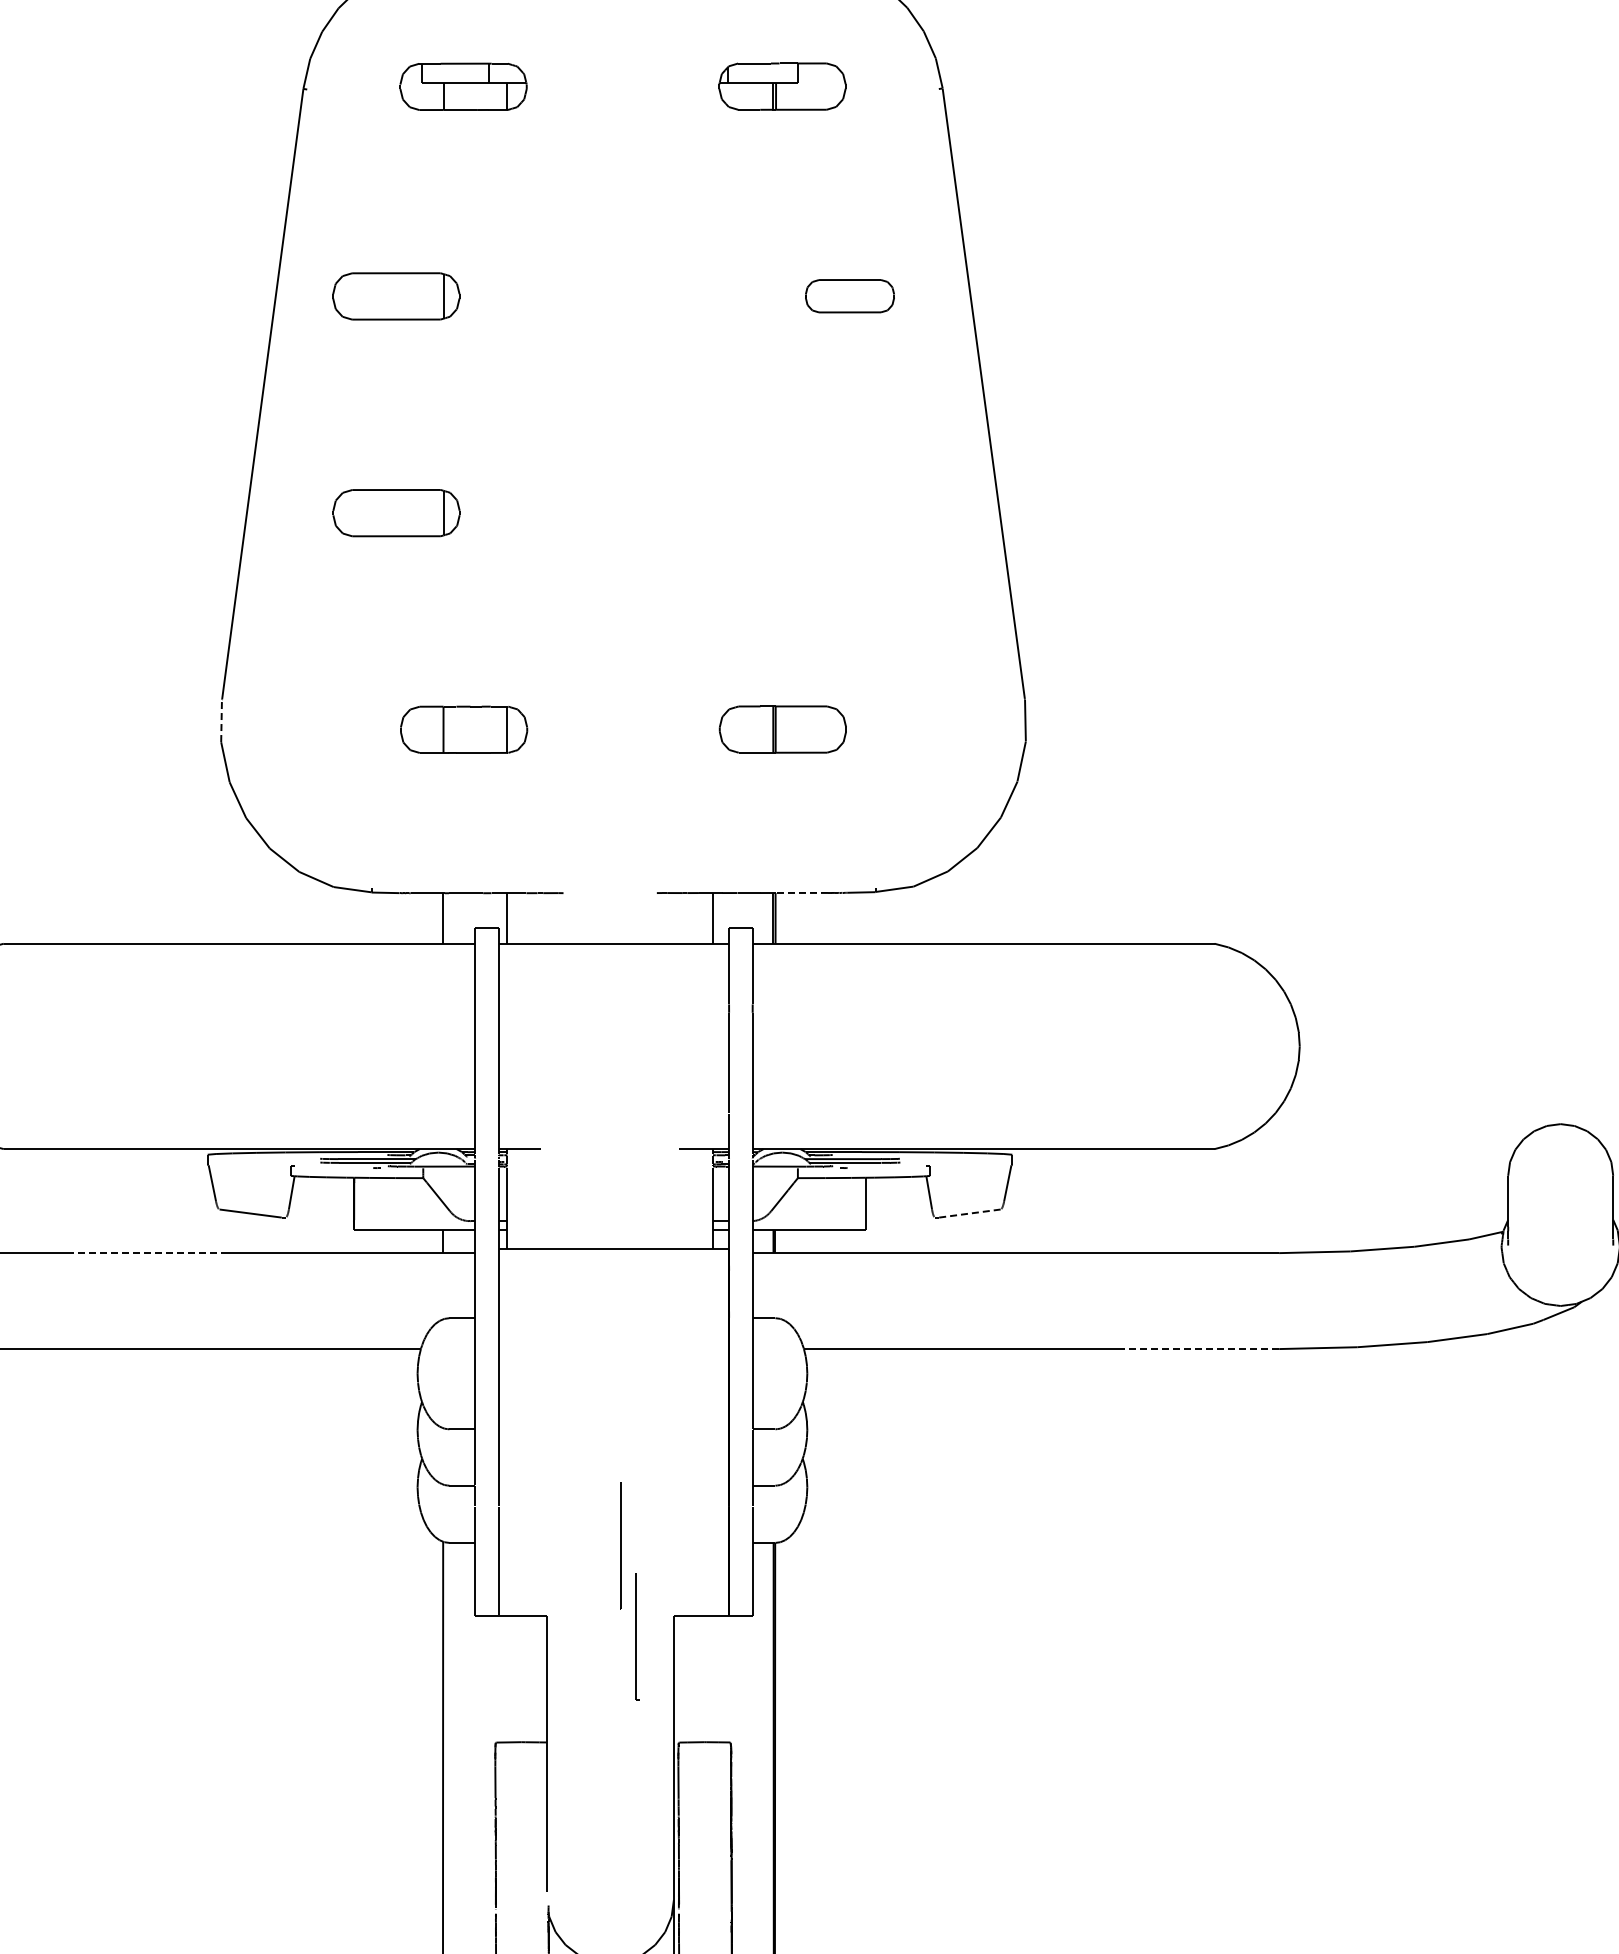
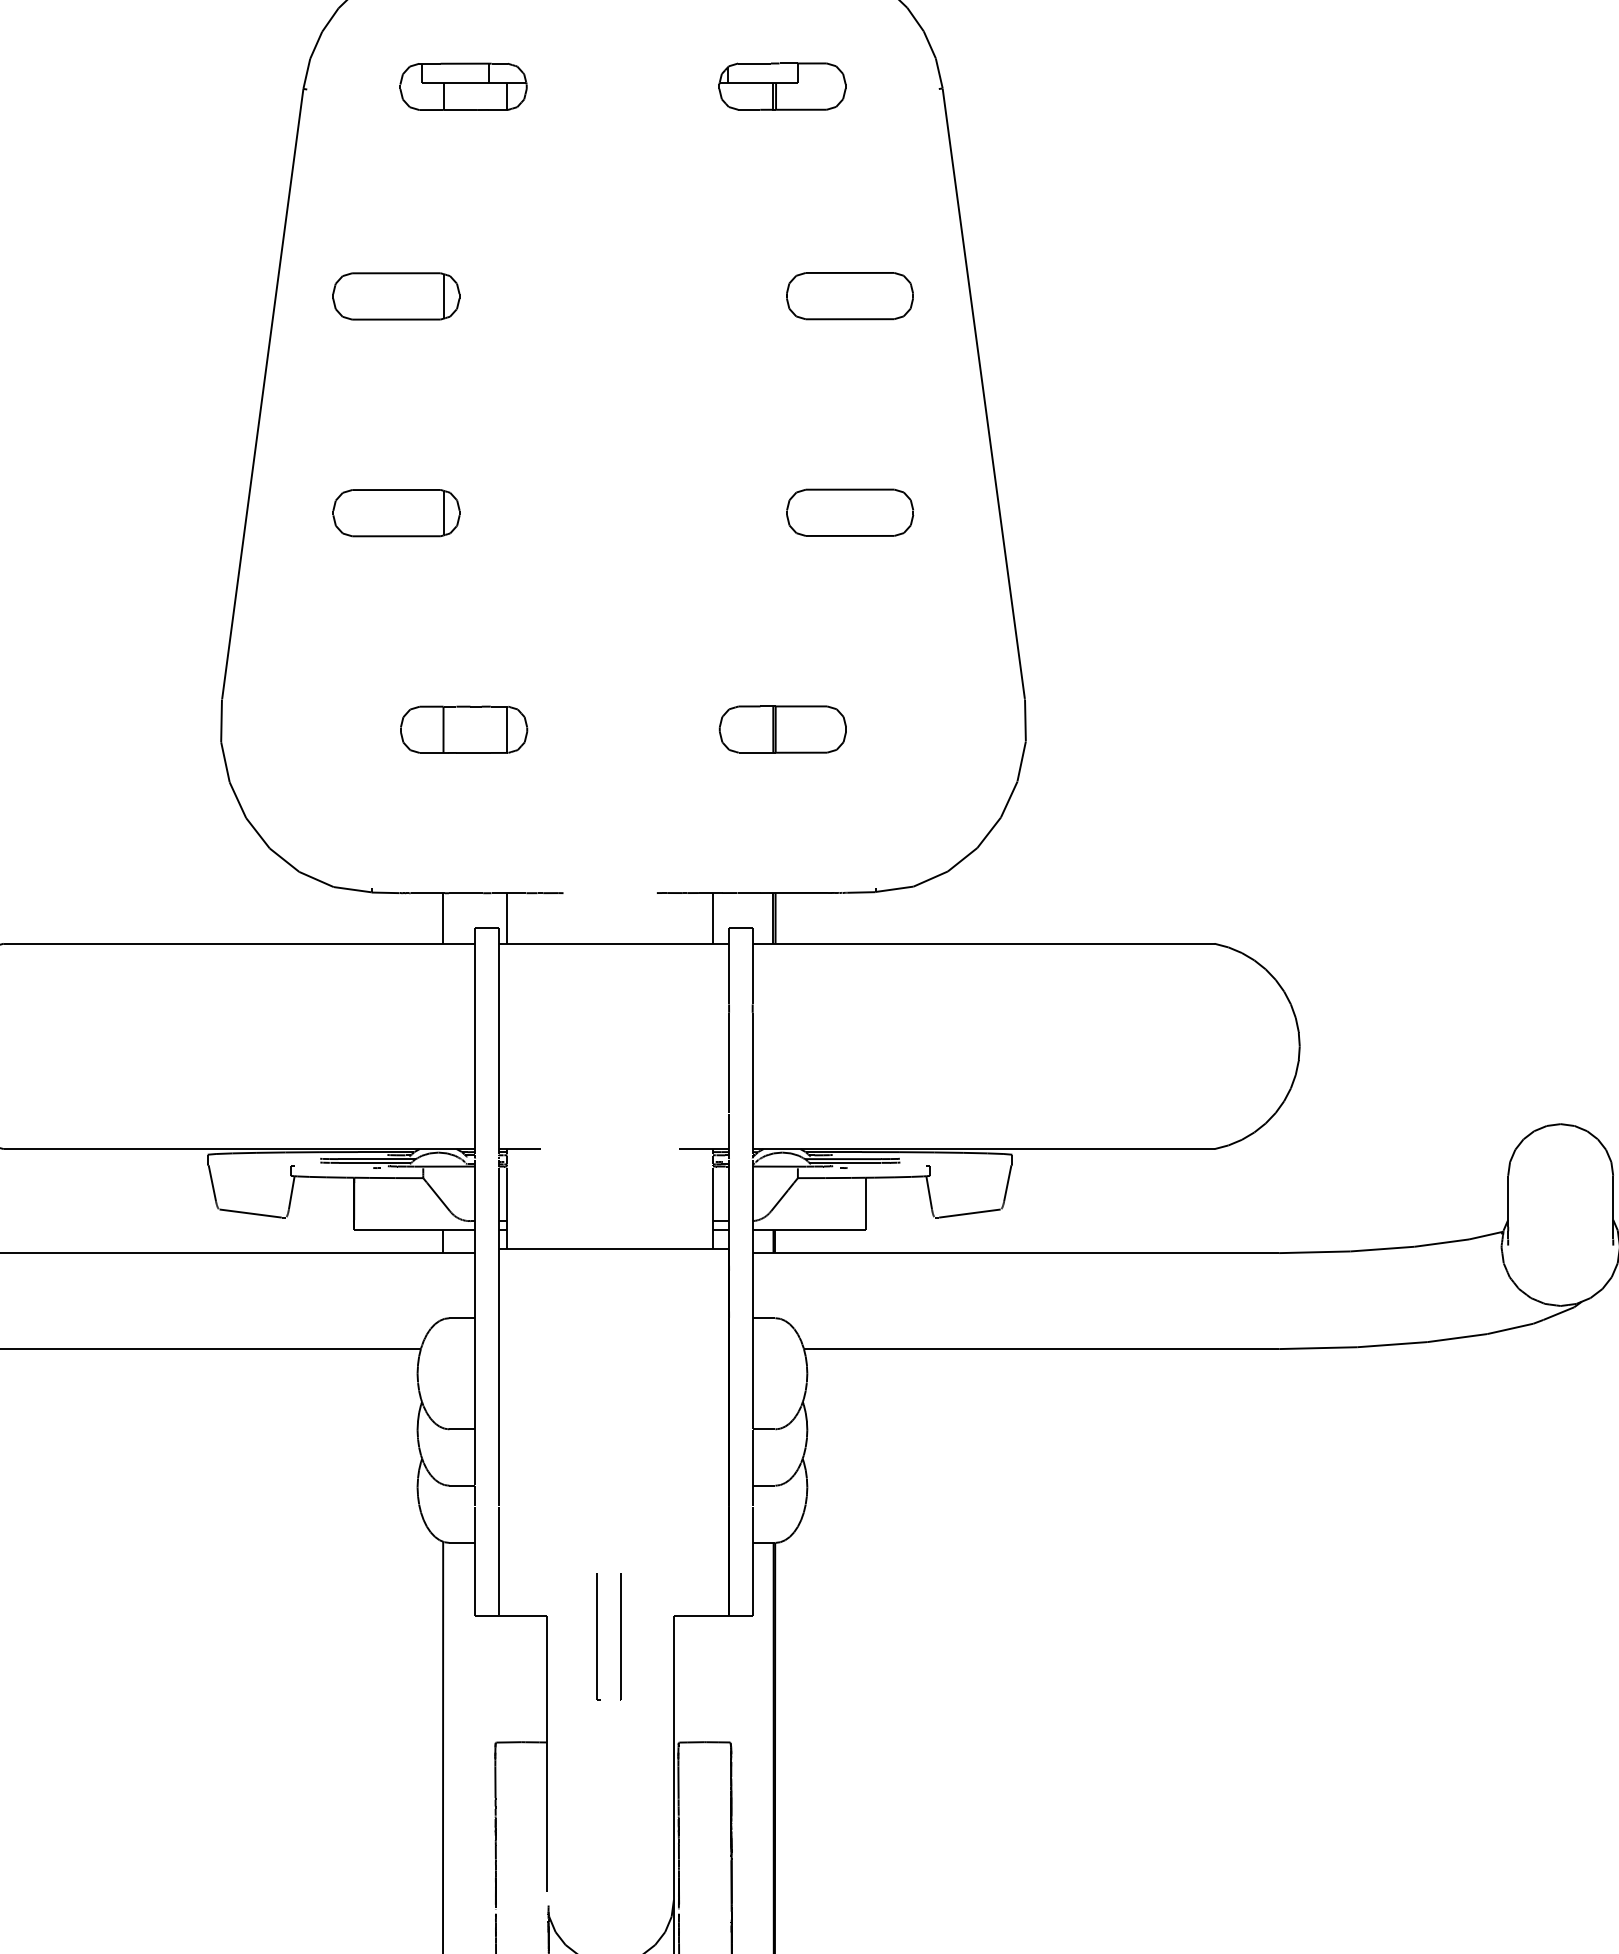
part size: 90x35 px -> 128x49 px (849, 296)
part: none -> present (850, 512)
line: dashed -> solid (221, 720)
line: dashed -> solid (801, 892)
line: dashed -> solid (969, 1213)
line: dashed -> solid (149, 1253)
line: dashed -> solid (1200, 1349)
line position: (620, 1545) -> (620, 1636) (620, 1636)
part position: (637, 1636) -> (598, 1636) (598, 1636)
